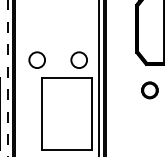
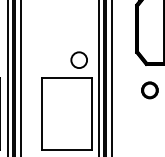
circle: present -> none (36, 59)
line: none -> present (20, 77)
line: none -> present (111, 77)
line: dashed -> solid (7, 78)
